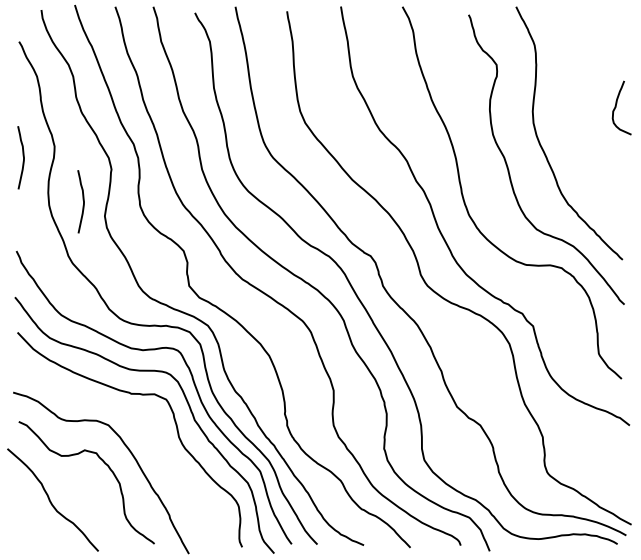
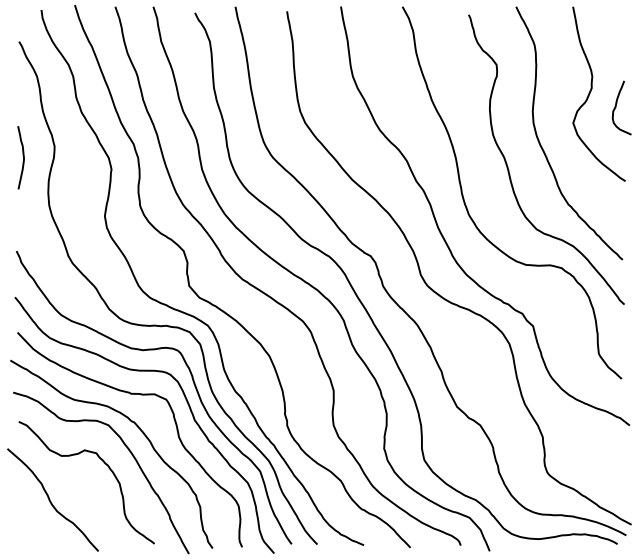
curve: none -> present (592, 89)
curve: present -> none (82, 200)
curve: none -> present (141, 432)
